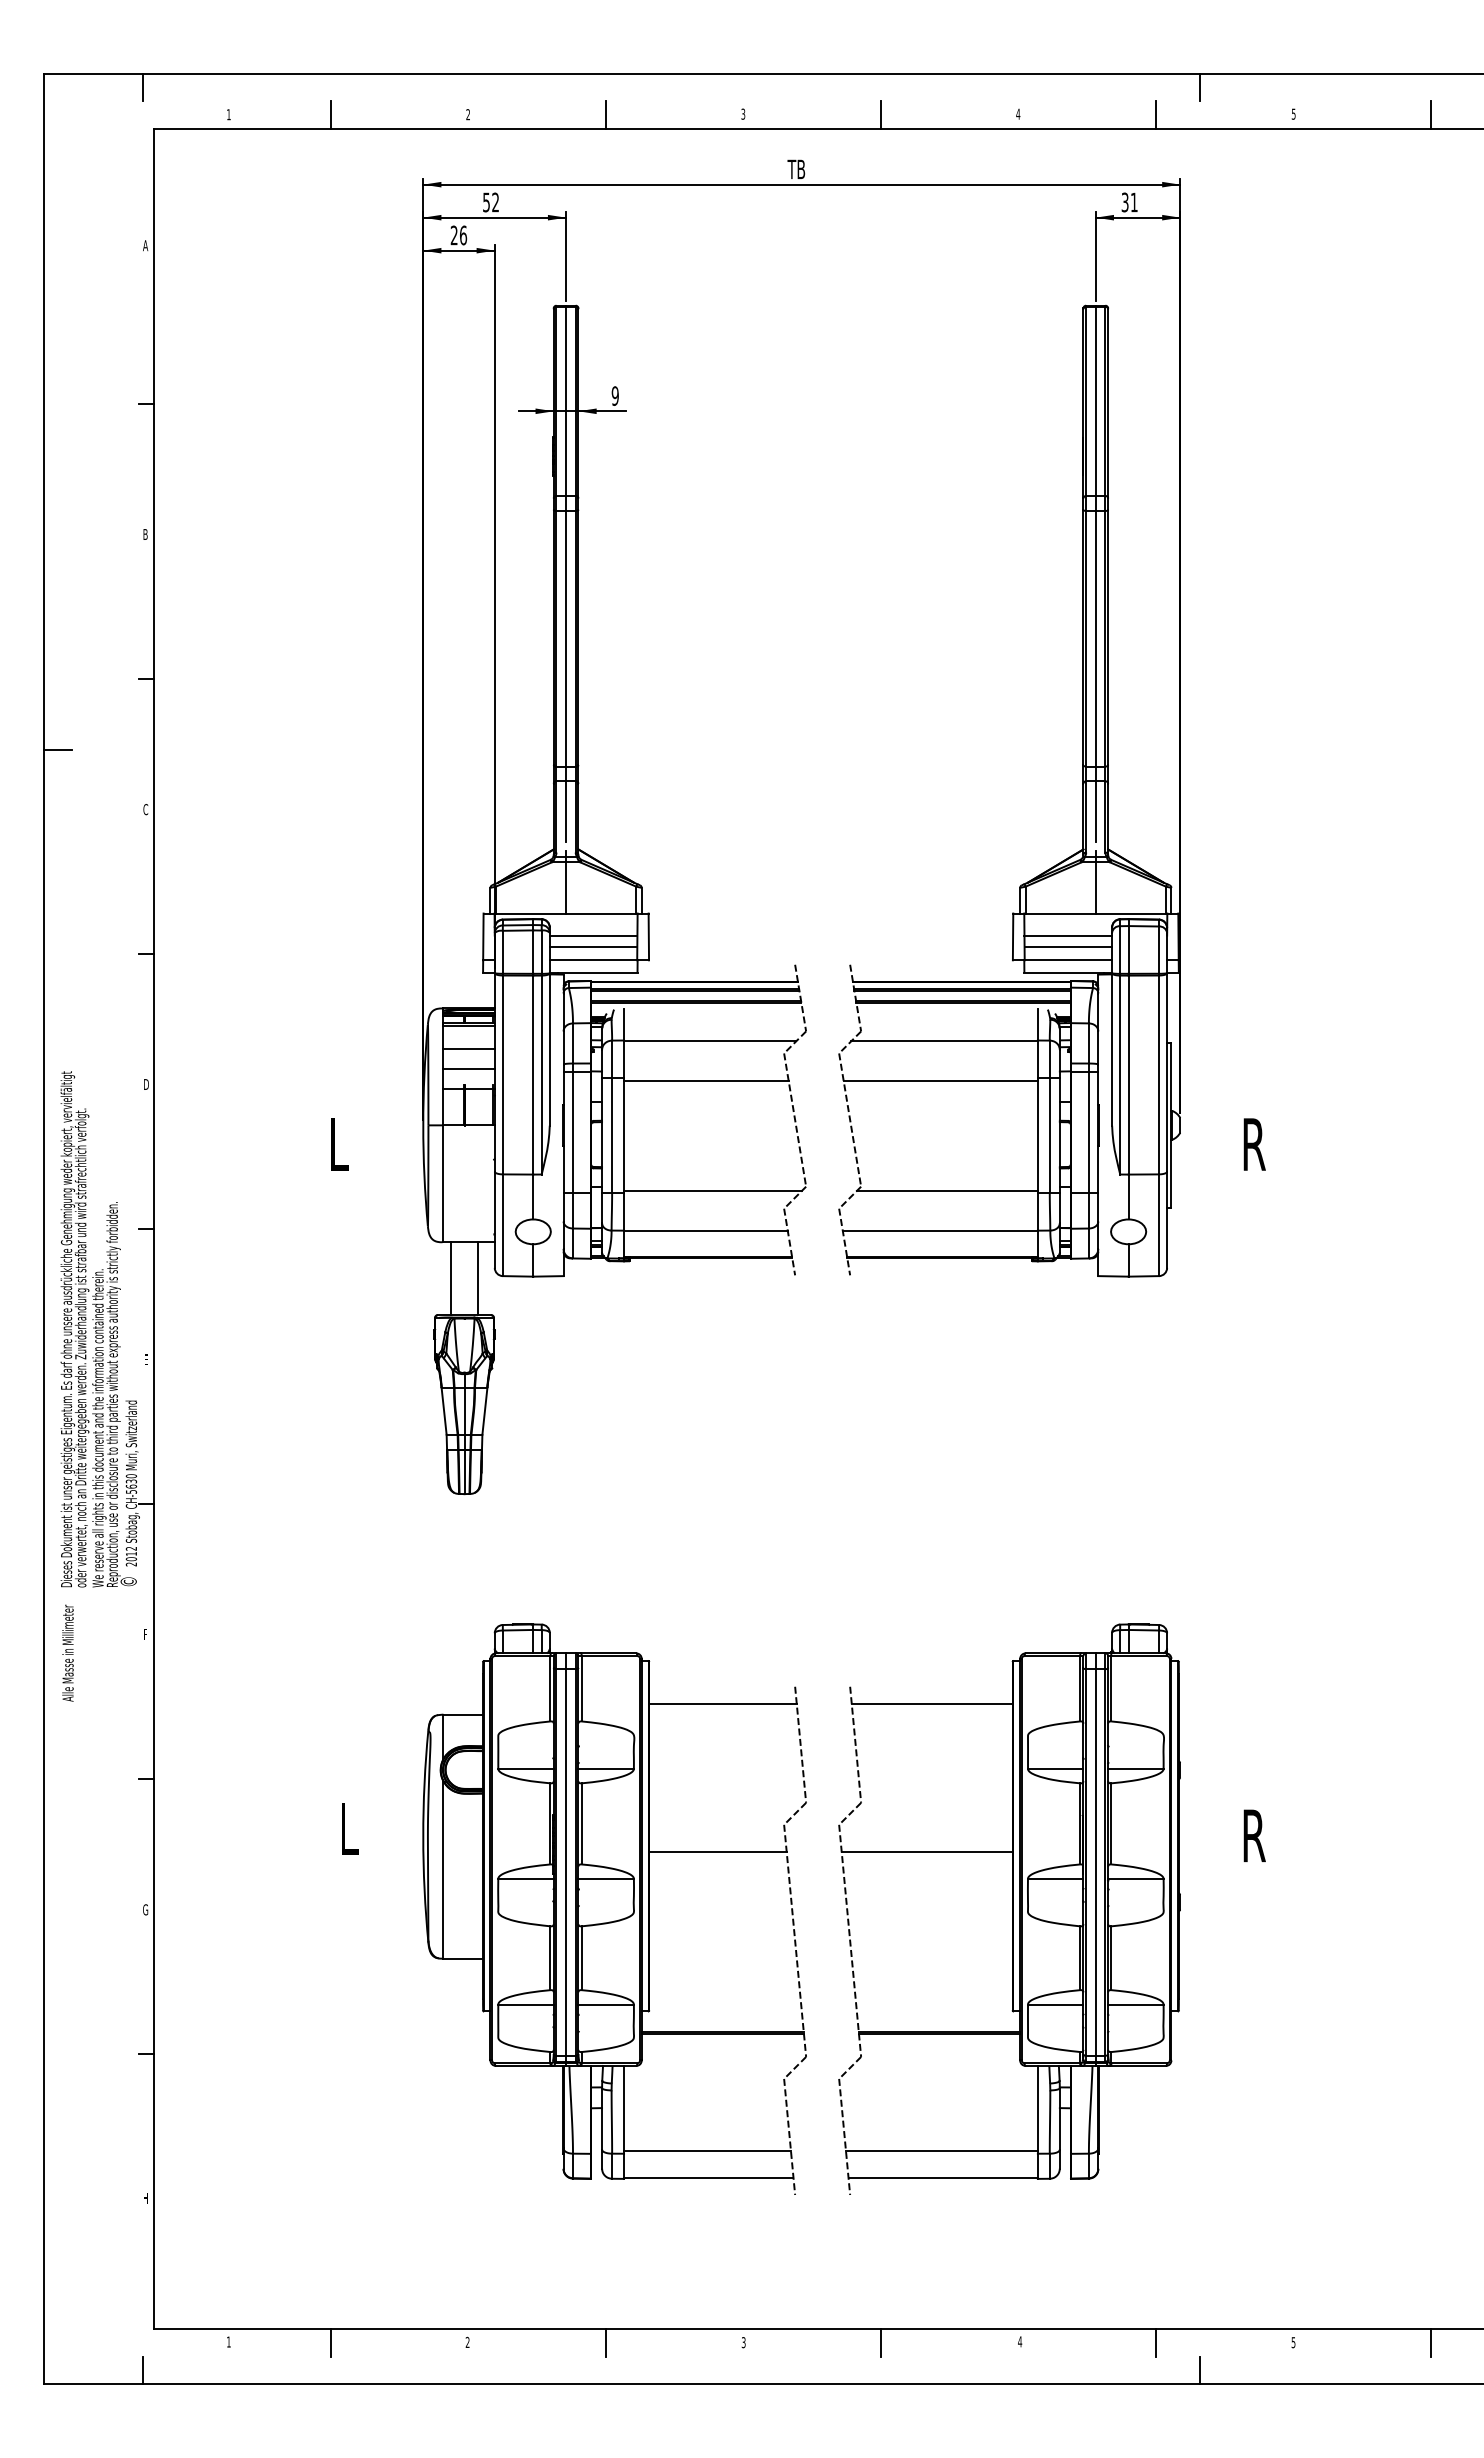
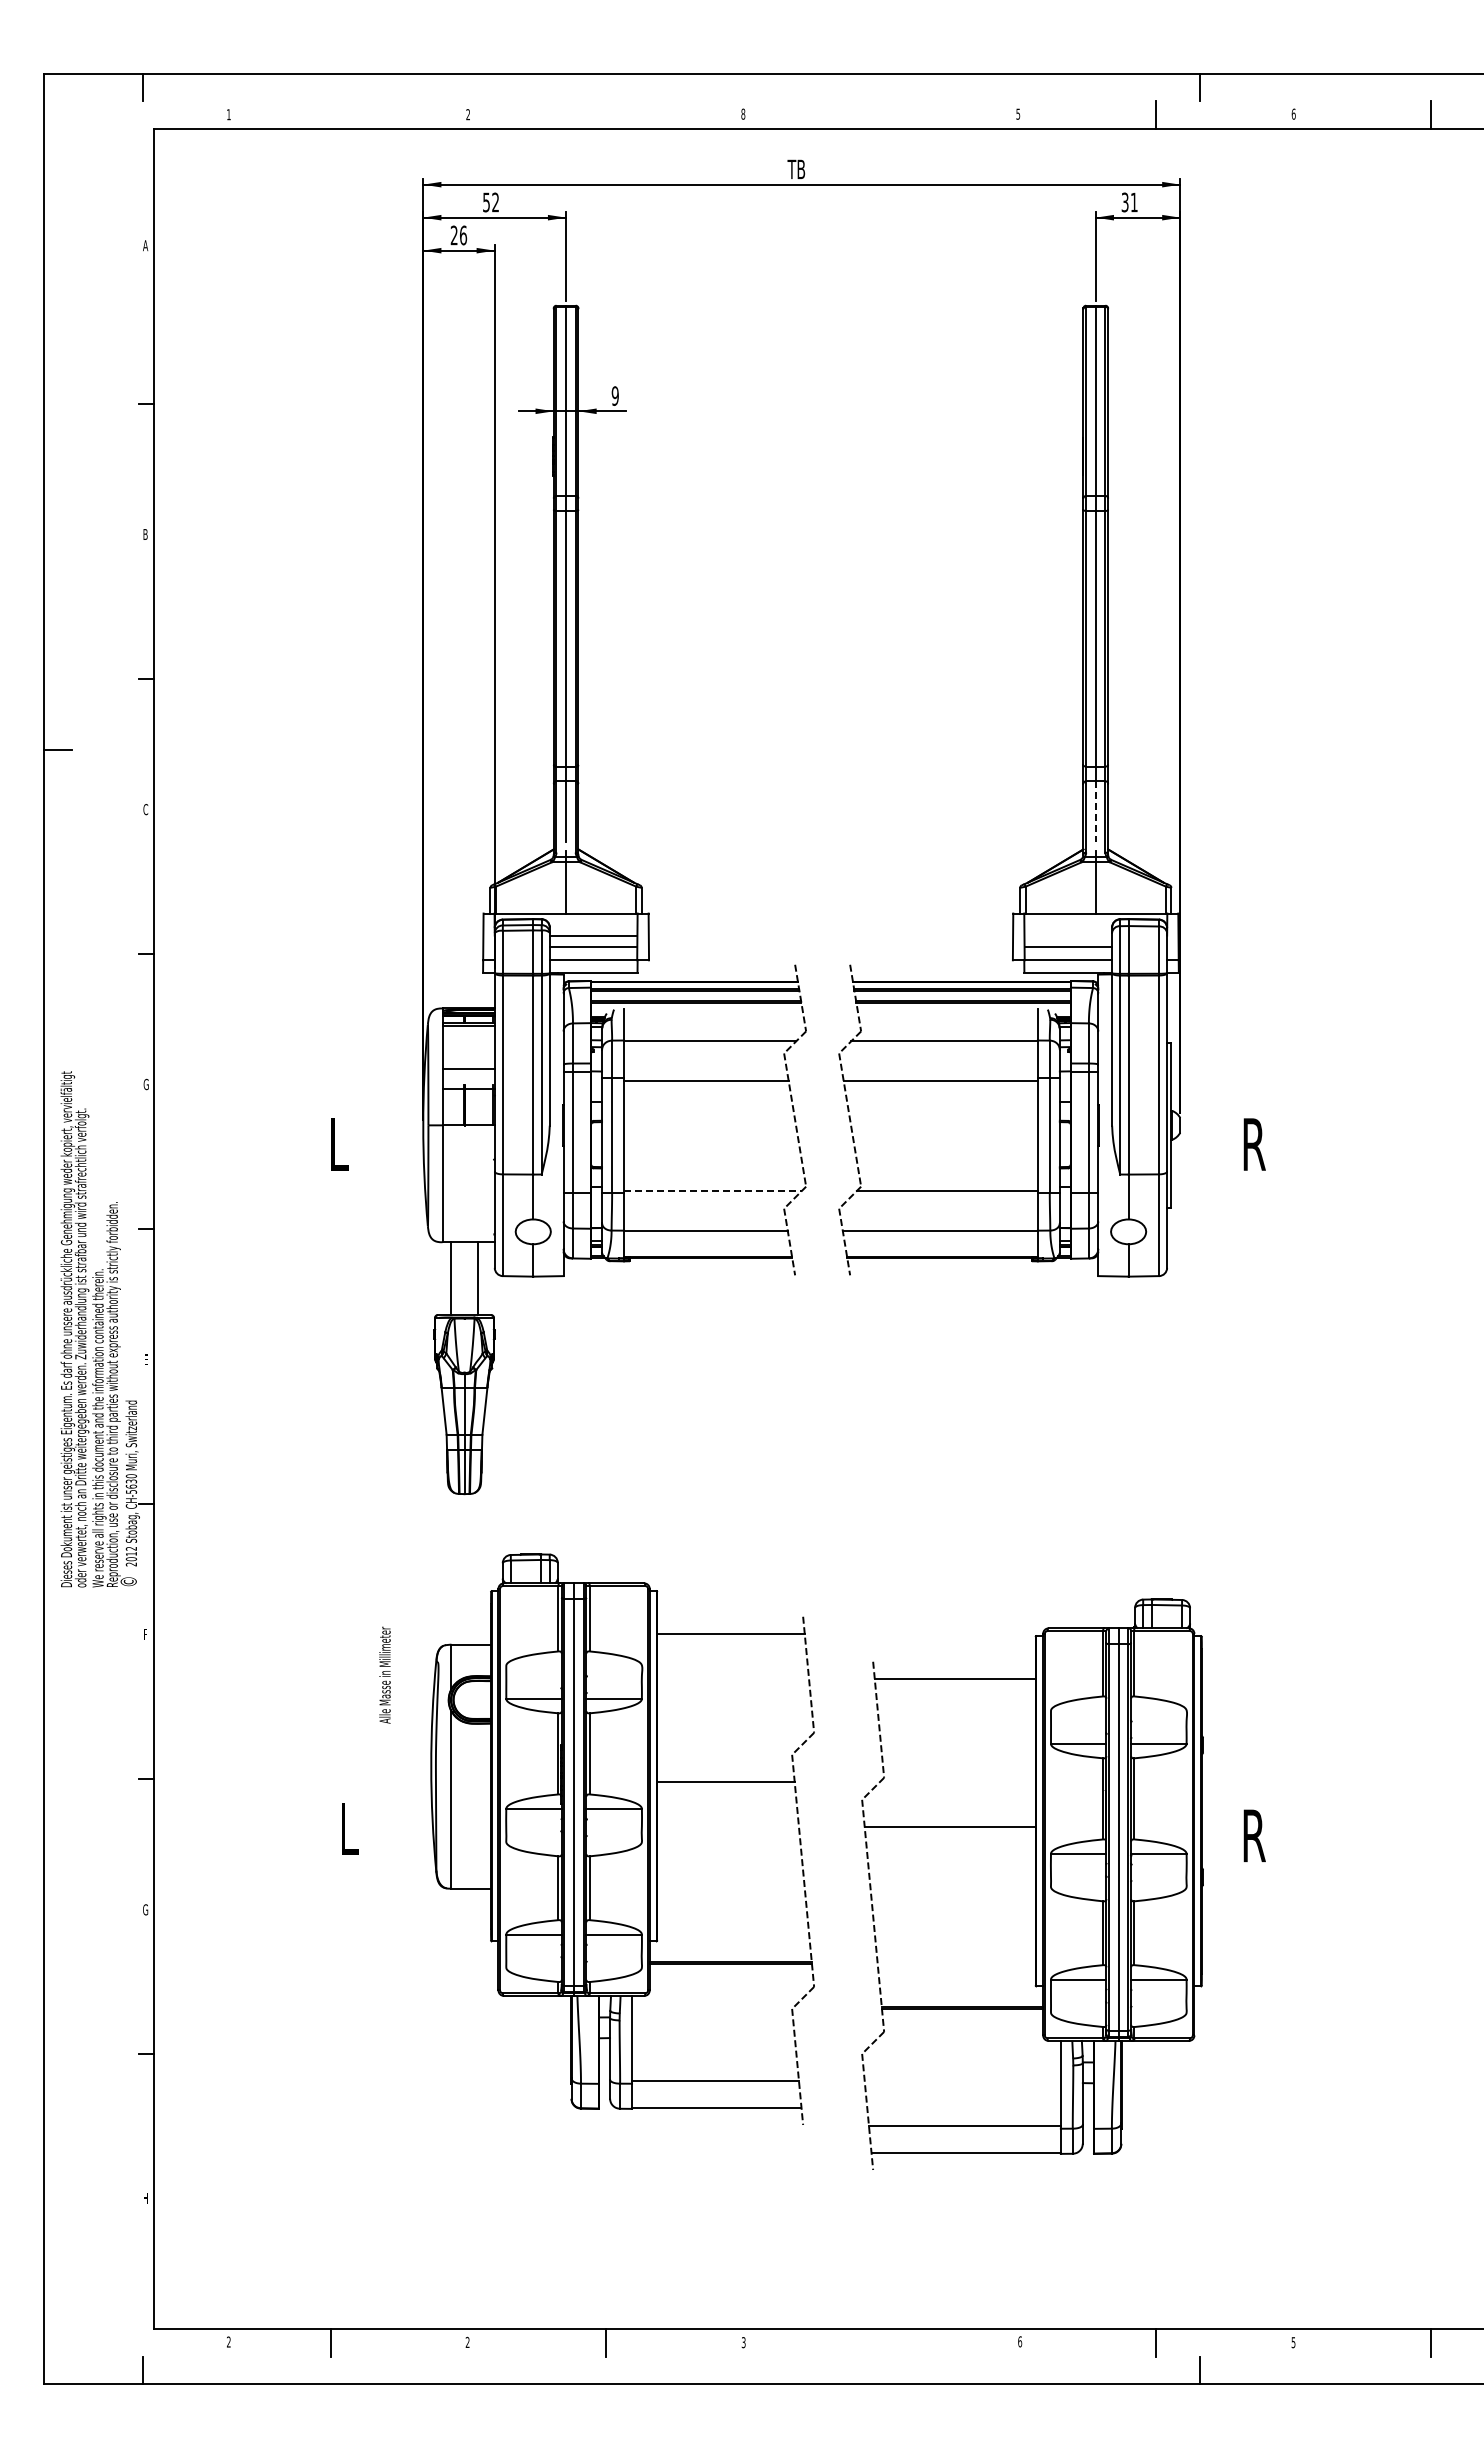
text: 3 -> 8 (743, 113)
text: 4 -> 5 (1018, 113)
text: 5 -> 6 (1293, 113)
line: present -> none (330, 114)
line: present -> none (605, 114)
line: present -> none (880, 114)
line: solid -> dashed (1095, 812)
line: present -> none (1068, 935)
line: present -> none (468, 1048)
text: D -> G (145, 1084)
line: solid -> dashed (712, 1191)
text position: (67, 1652) -> (384, 1674) (384, 1674)
part position: (614, 1908) -> (622, 1838) (622, 1838)
part position: (1009, 1908) -> (1032, 1883) (1032, 1883)
text: 1 -> 2 (228, 2341)
text: 4 -> 6 (1020, 2341)
line: present -> none (880, 2342)
